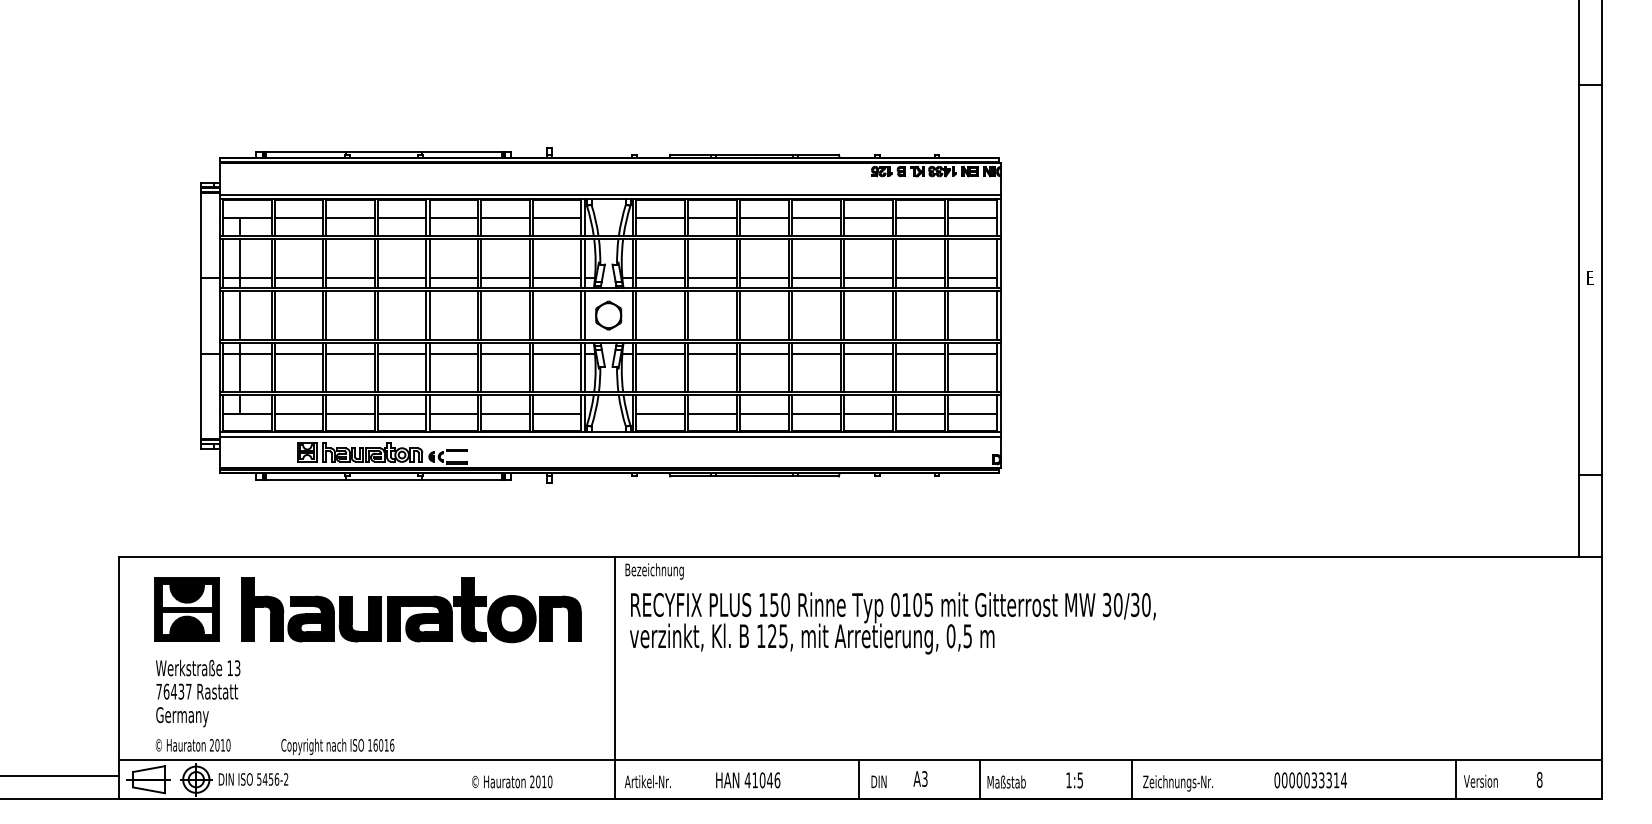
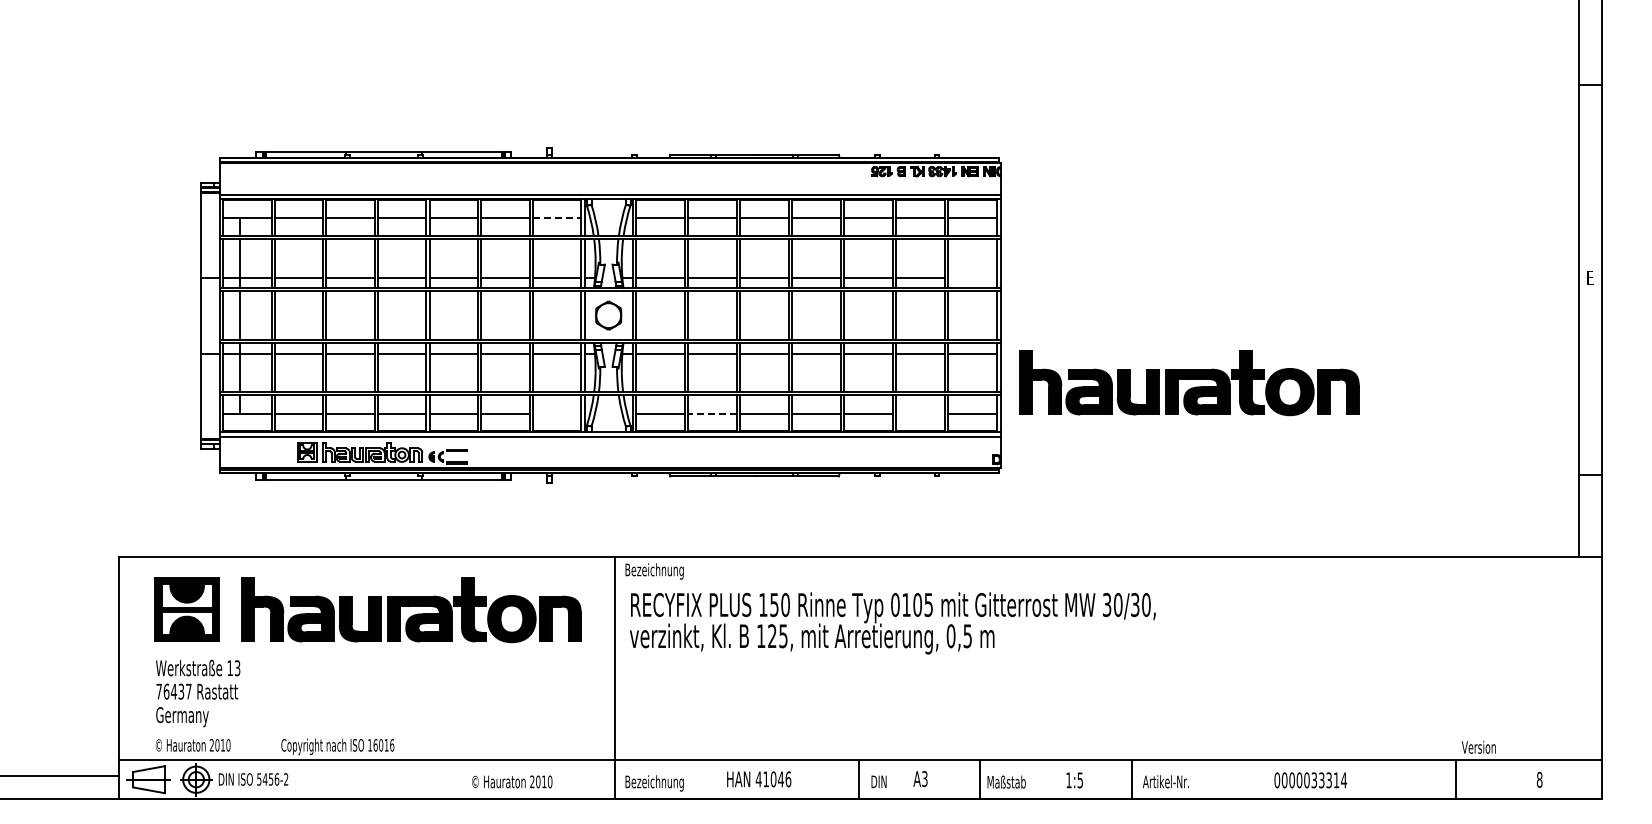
line: solid -> dashed (557, 217)
line: present -> none (972, 277)
part: none -> present (1189, 383)
line: present -> none (556, 413)
line: solid -> dashed (712, 413)
line: present -> none (920, 413)
text position: (748, 780) -> (759, 779) (759, 779)
text position: (1480, 780) -> (1478, 746) (1478, 746)
text: Artikel-Nr. -> Bezeichnung (653, 783)
text: Zeichnungs-Nr. -> Artikel-Nr. (1177, 783)
